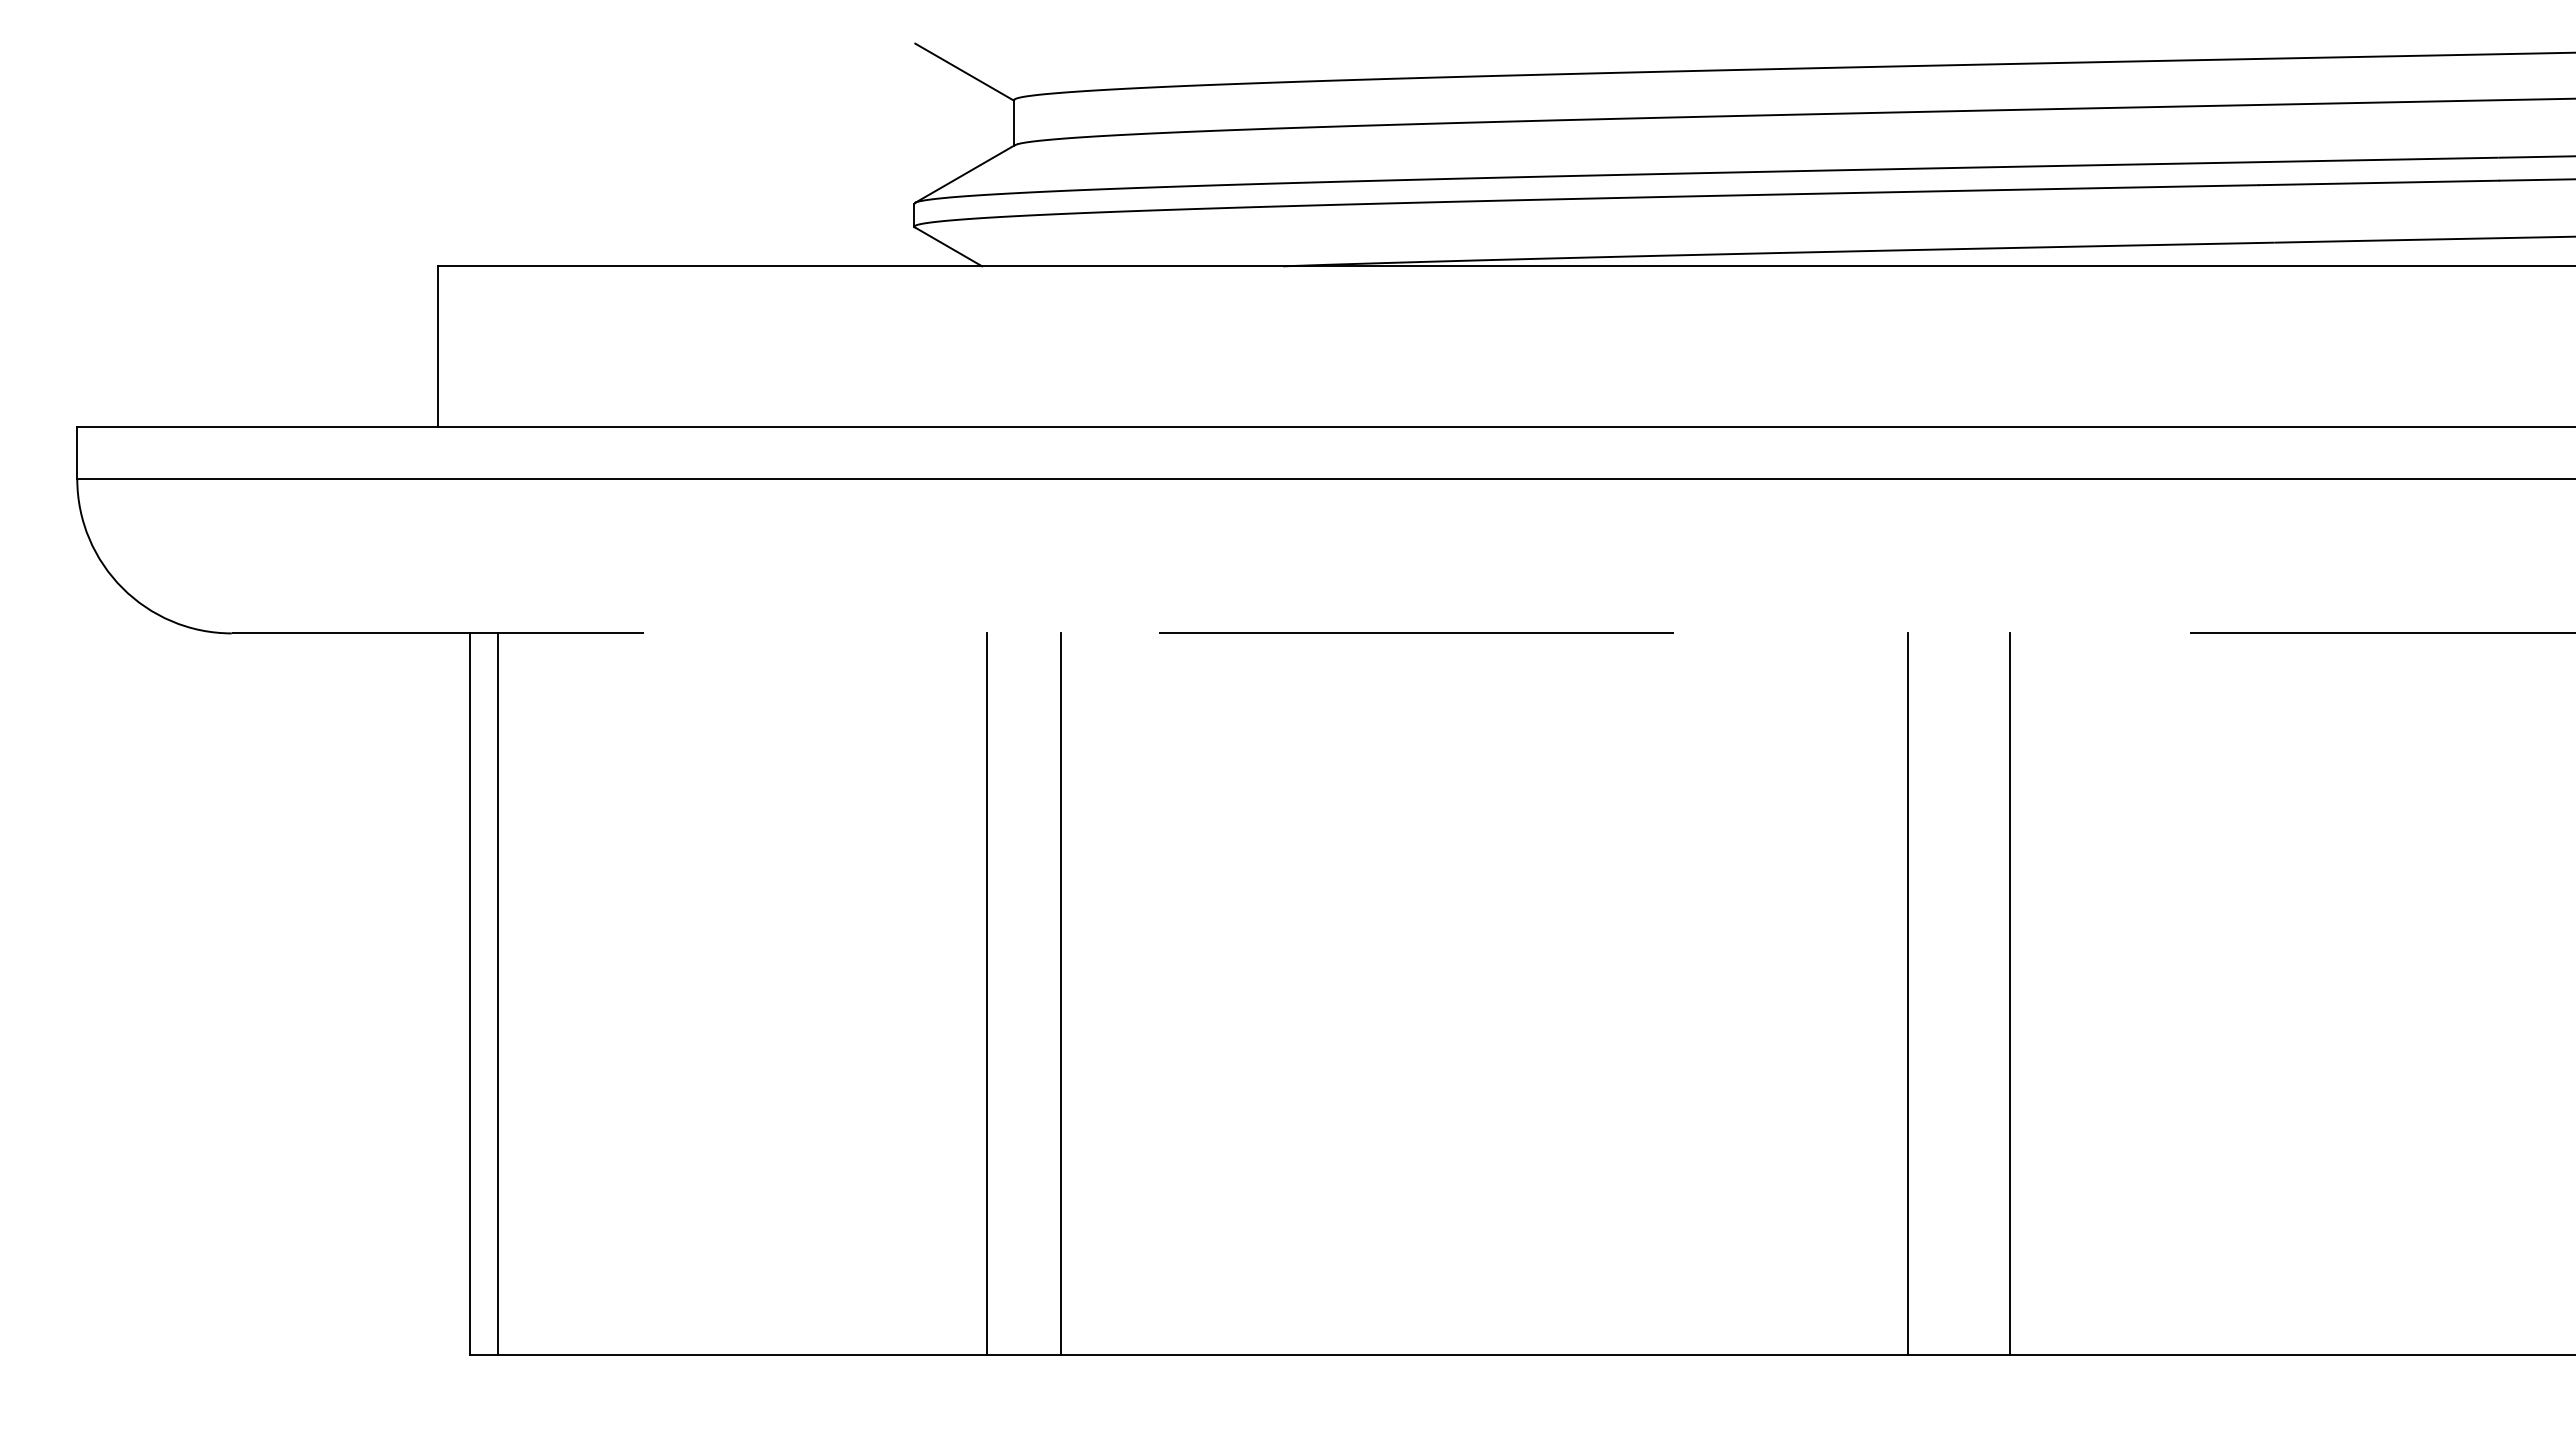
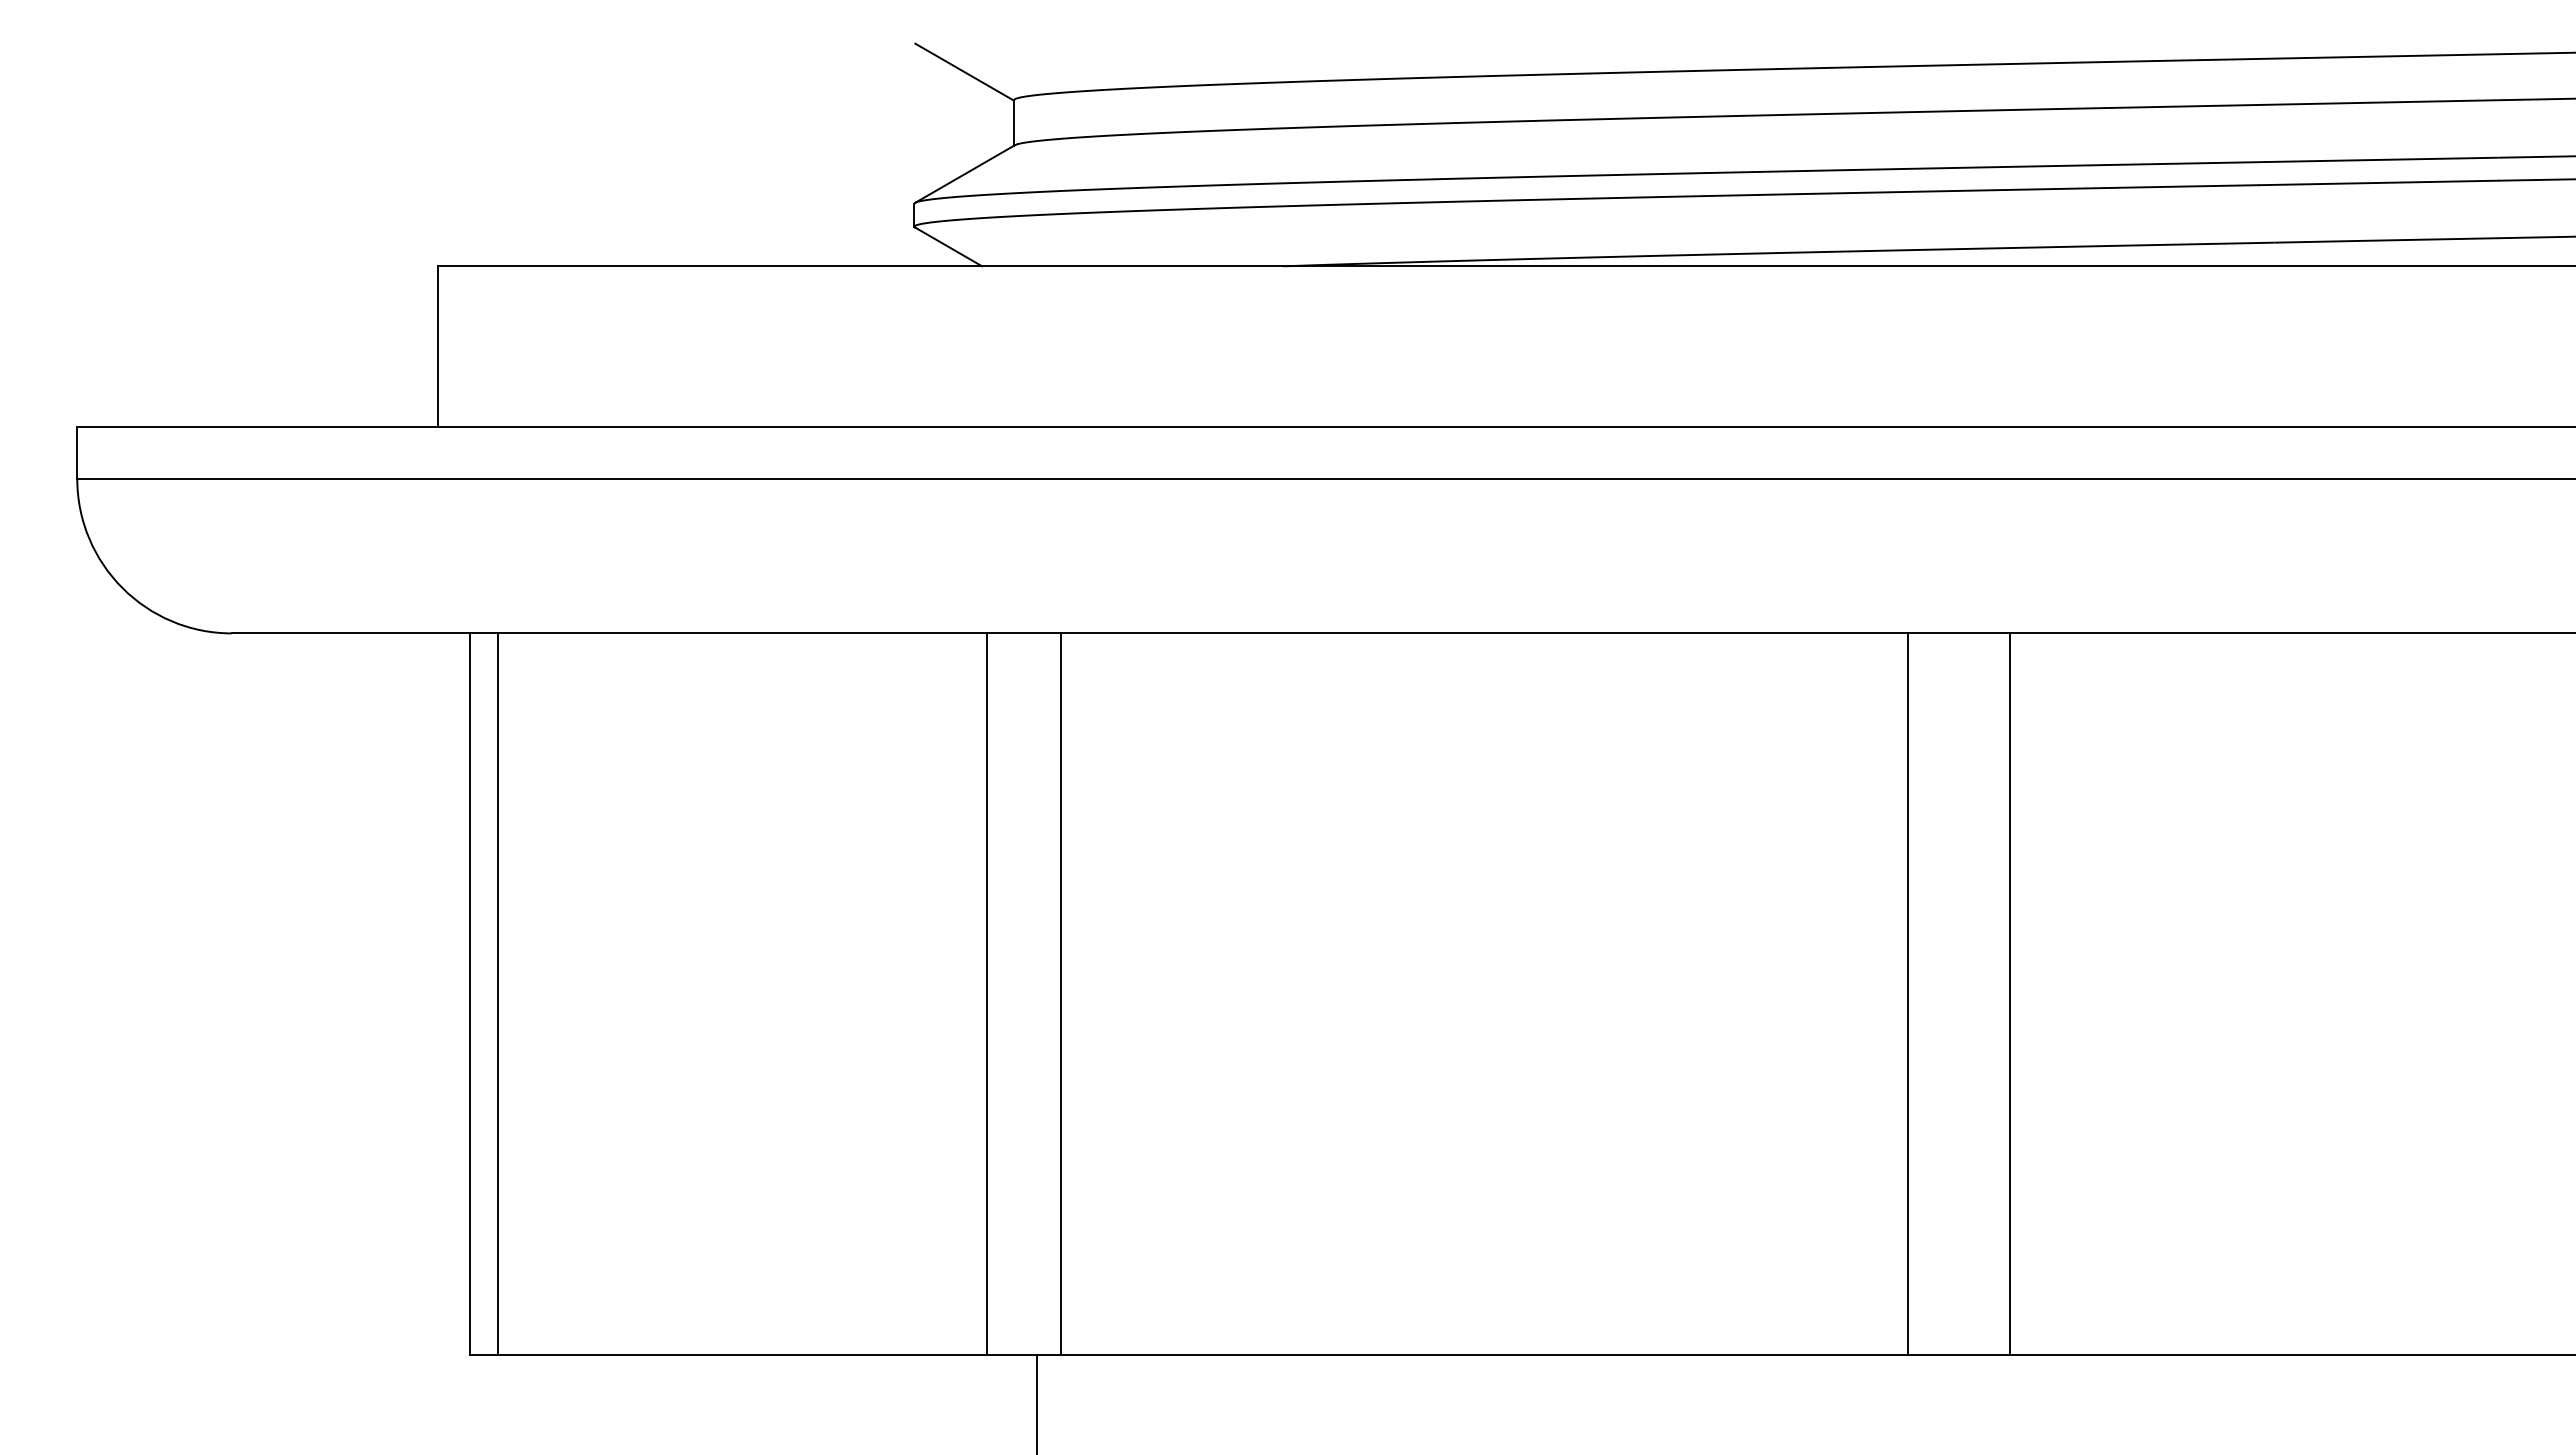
line: dashed -> solid (1403, 633)
line: none -> present (1036, 1402)
